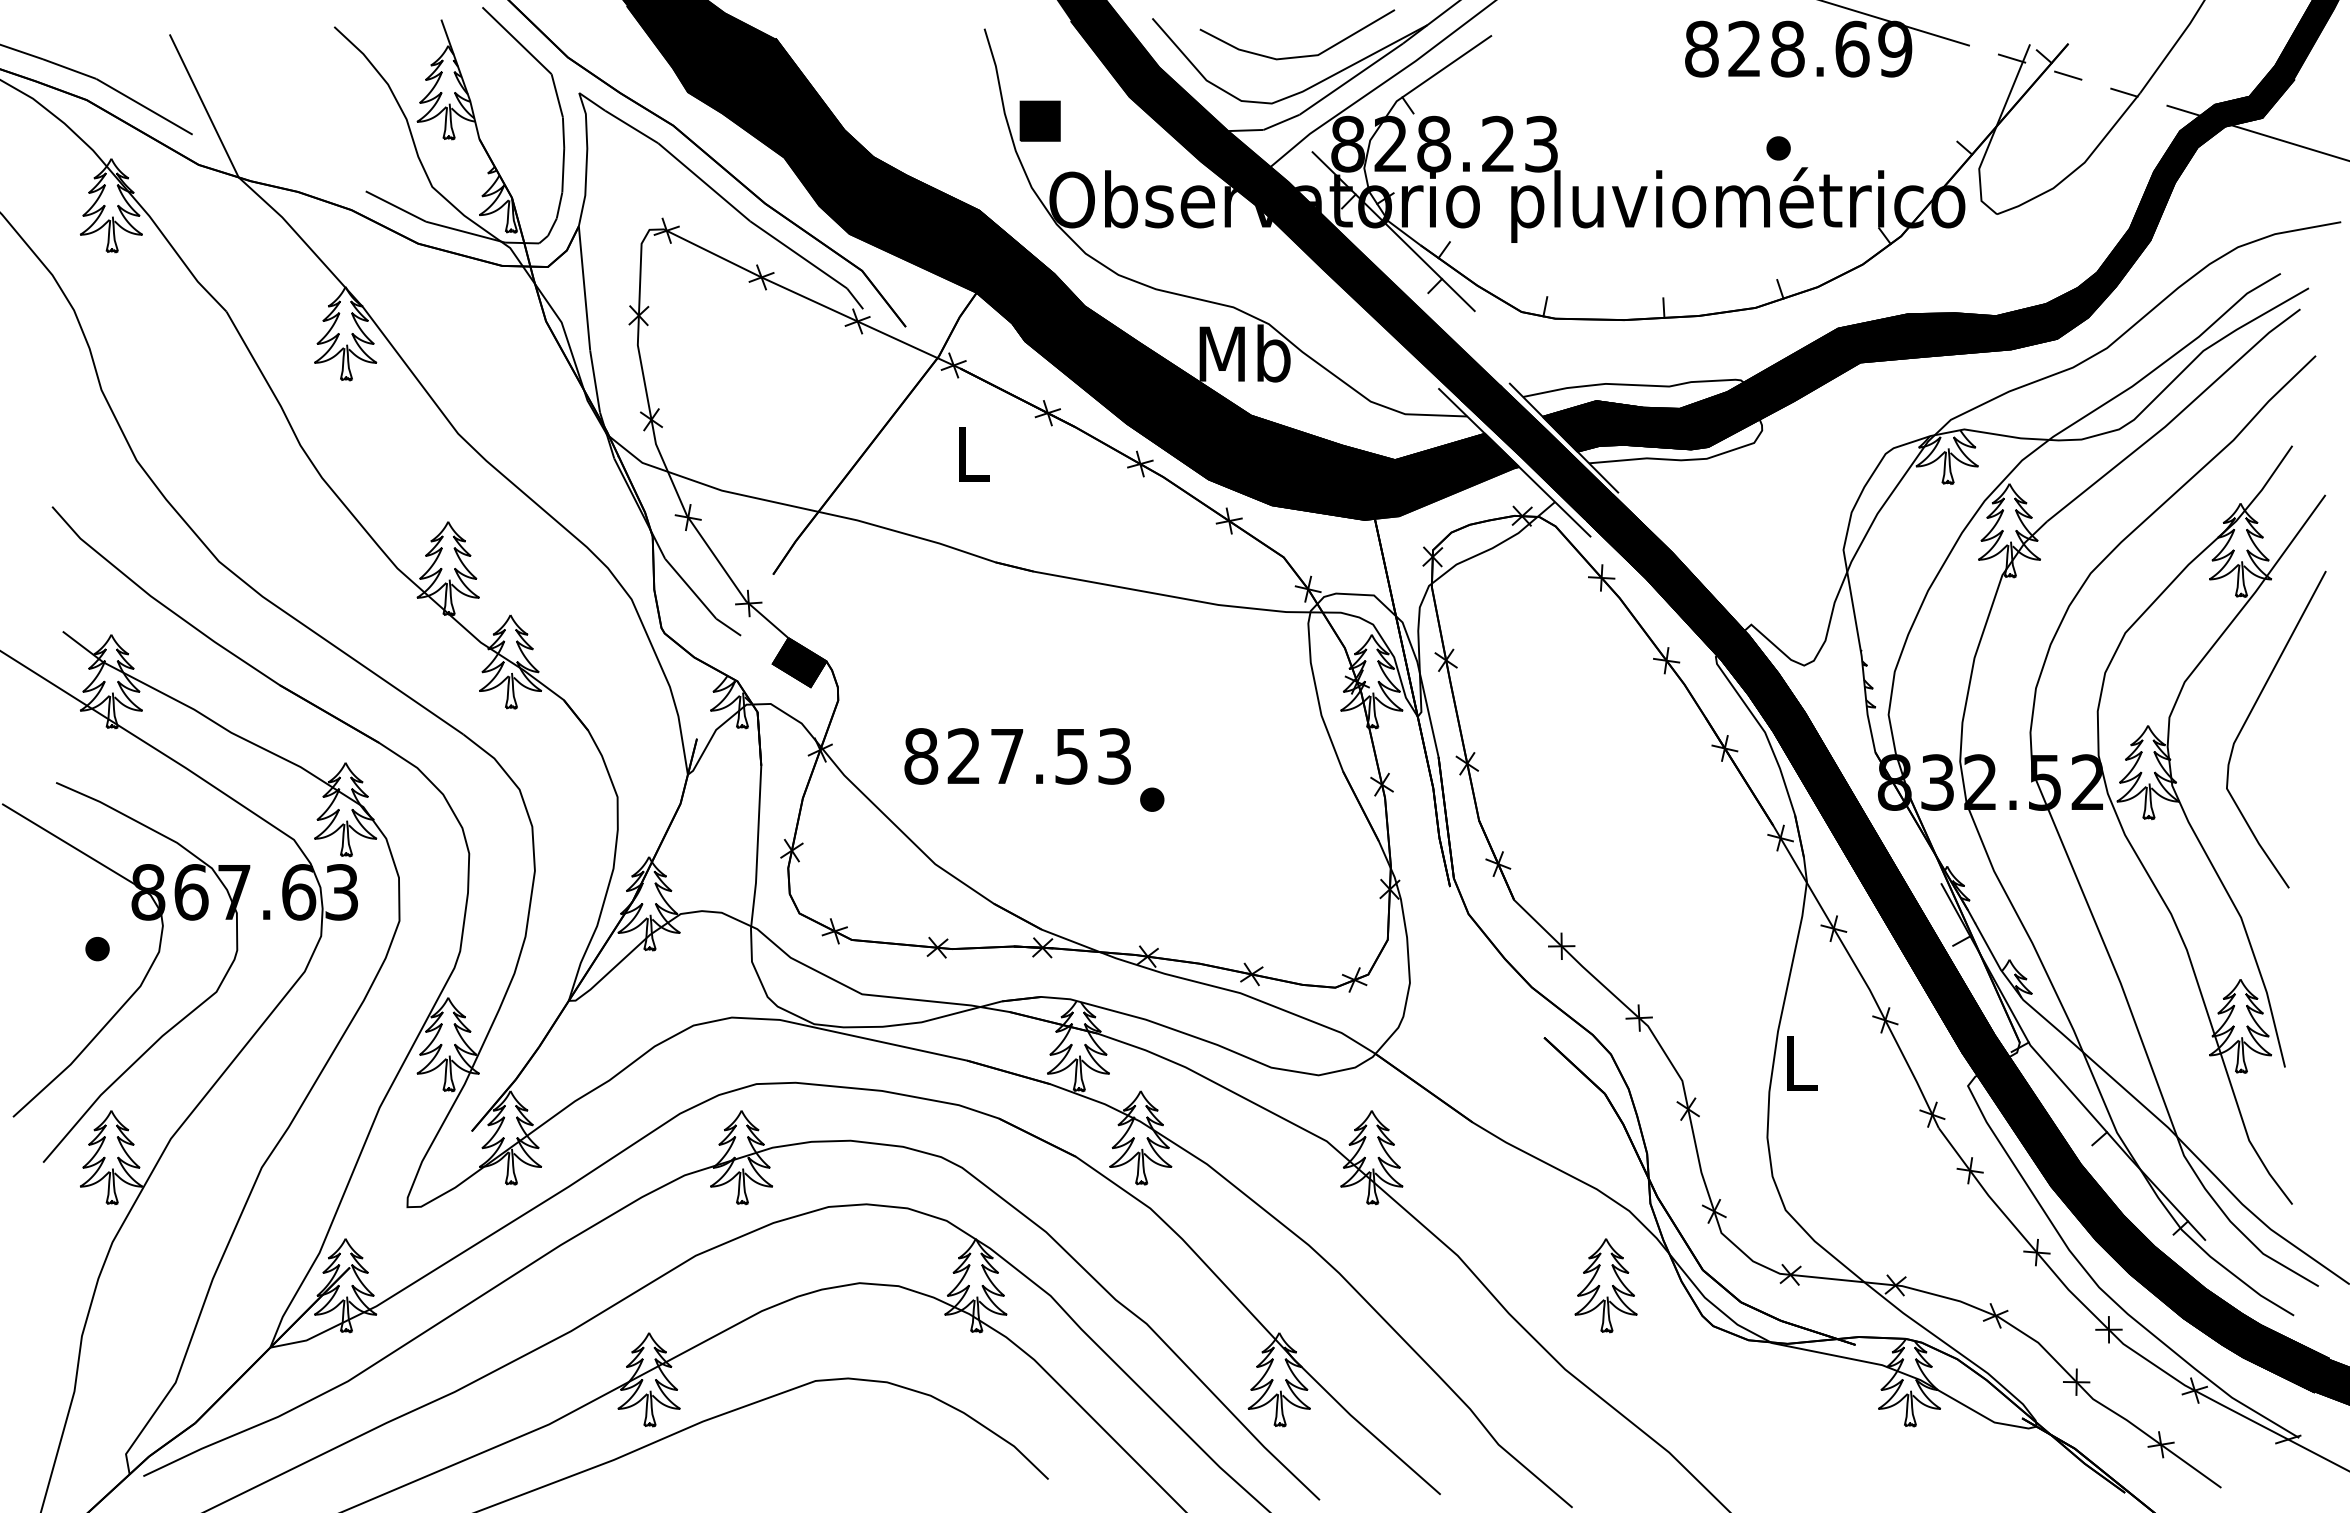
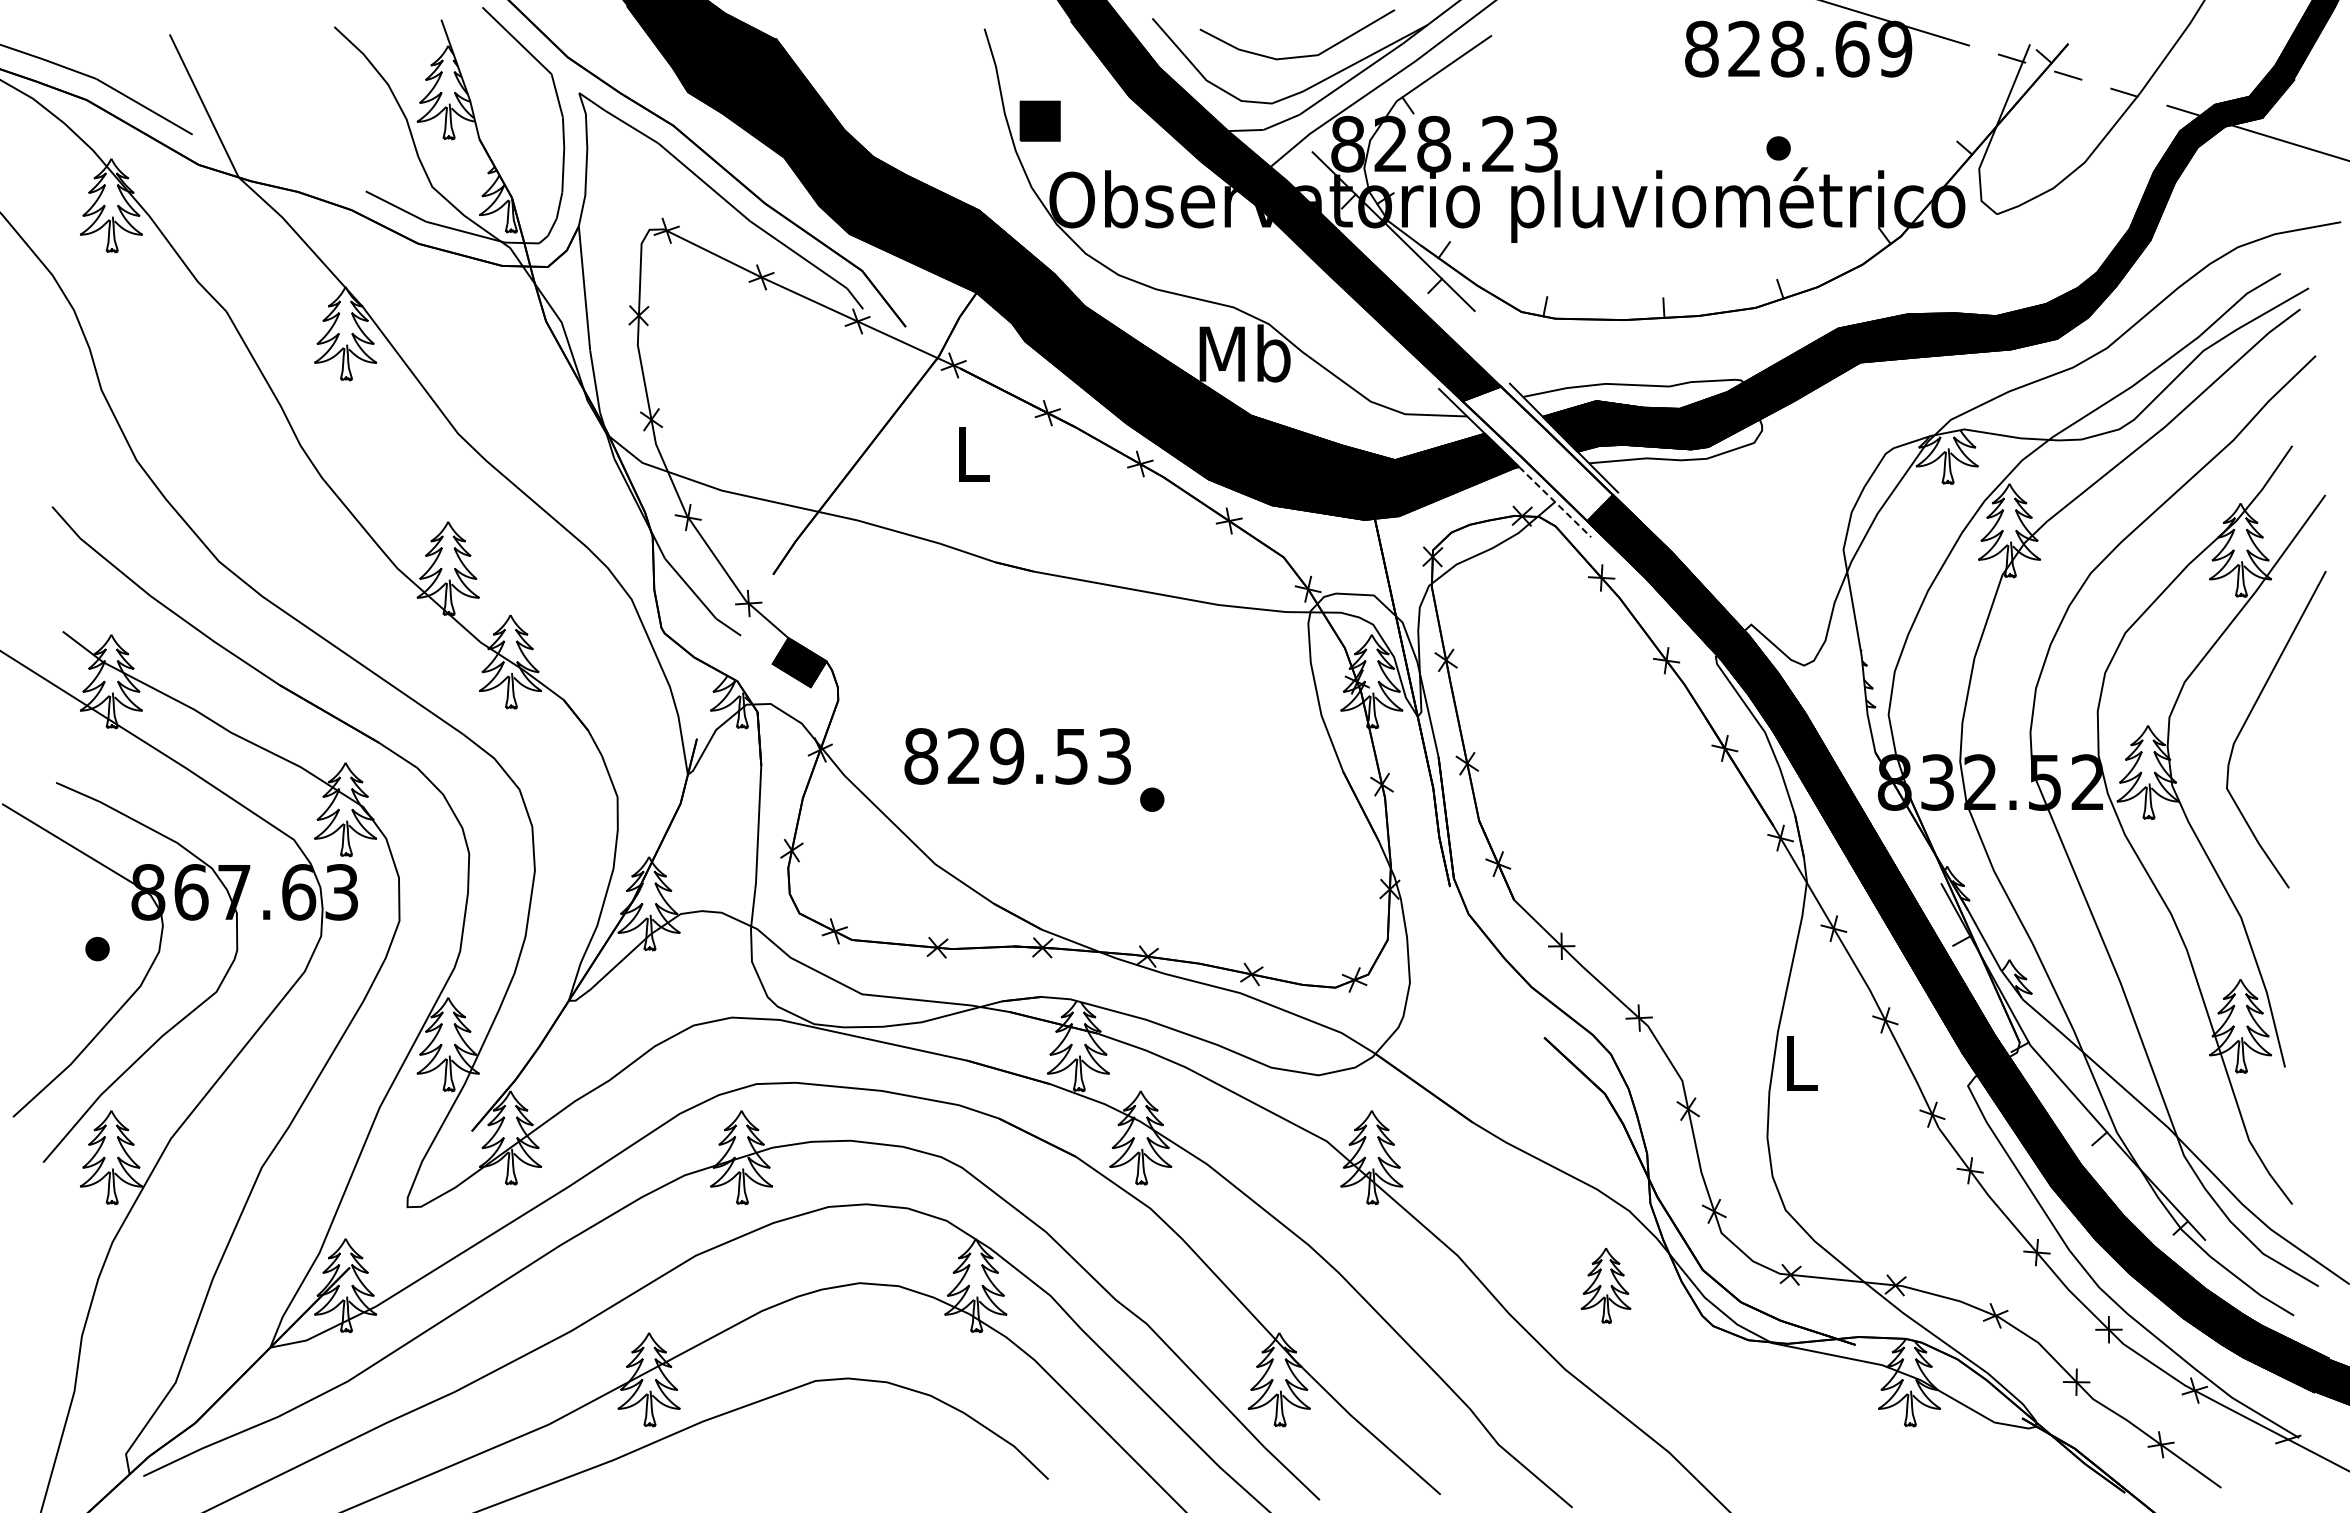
fill: present -> none (1537, 453)
line: solid -> dashed (1555, 502)
text: 827.53 -> 829.53 (1007, 756)
part size: 64x96 px -> 52x76 px (1605, 1285)
